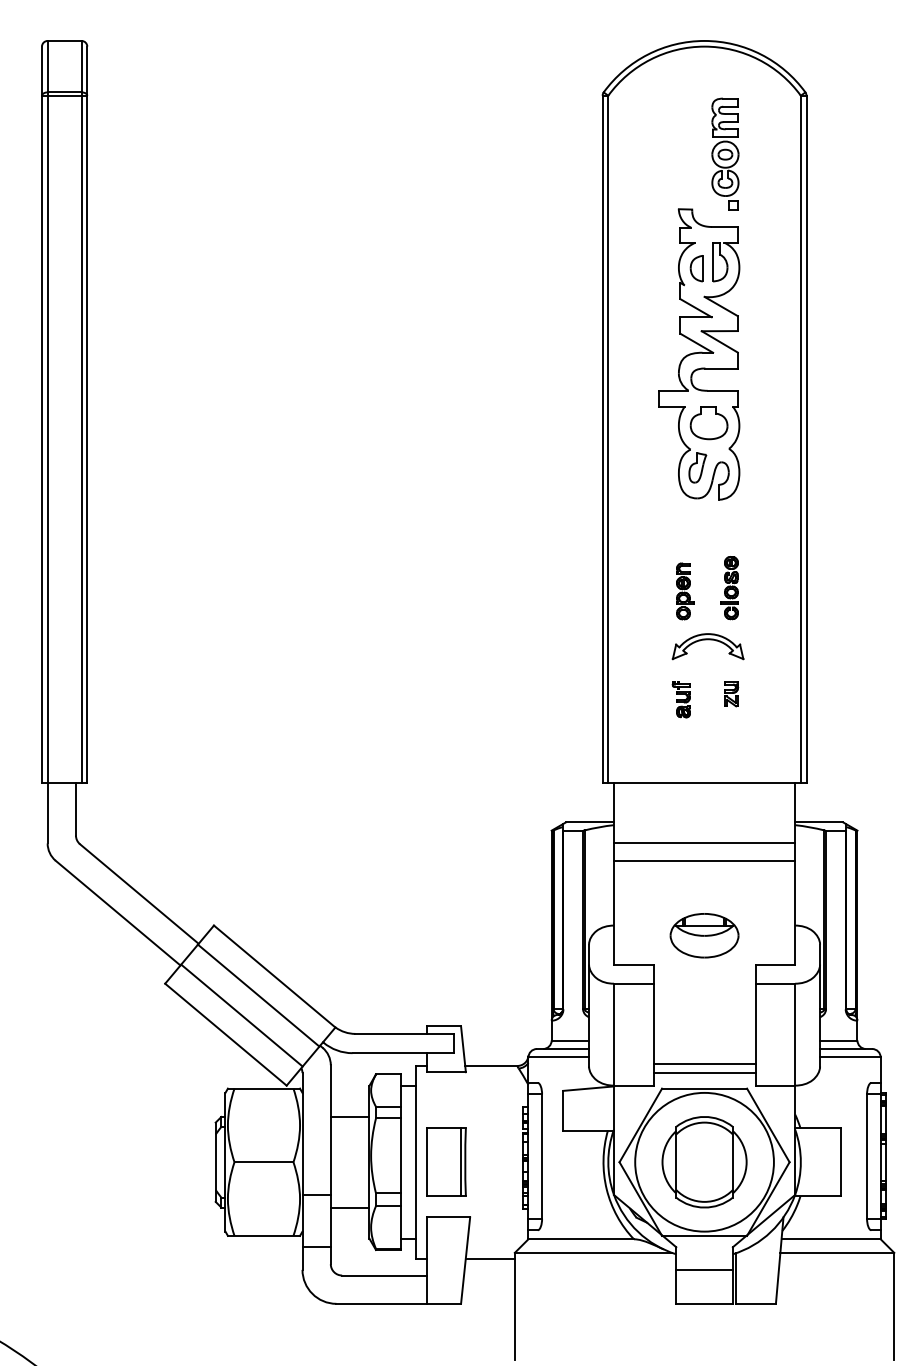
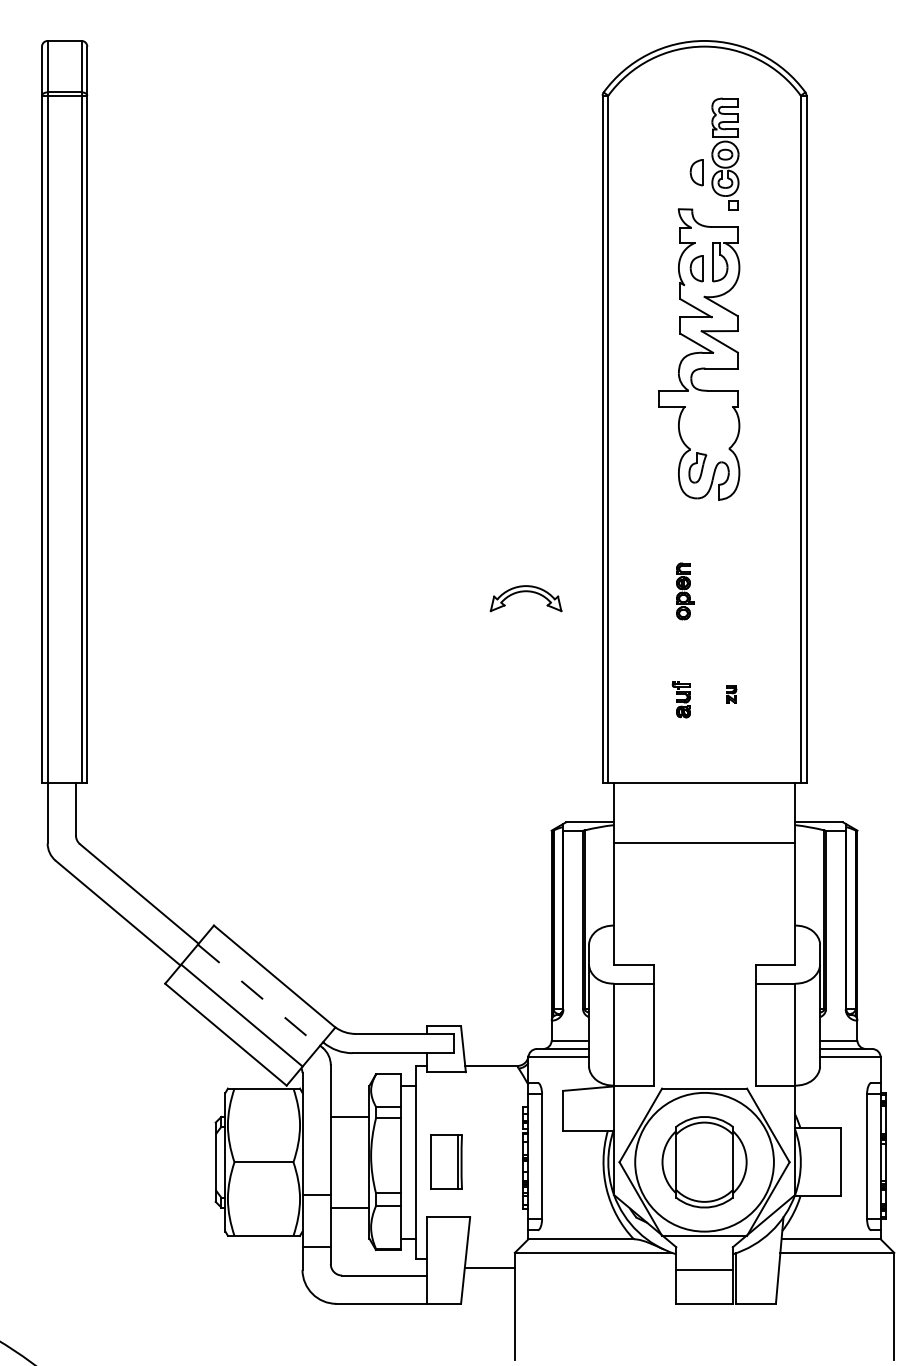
part: none -> present (696, 172)
part: present -> none (708, 423)
part: present -> none (729, 588)
part position: (707, 646) -> (525, 598) (525, 598)
part size: 16x27 px -> 12x19 px (731, 694)
line: present -> none (704, 860)
part: present -> none (704, 935)
line: solid -> dashed (259, 995)
line: present -> none (704, 1064)
line: present -> none (704, 1073)
part size: 41x70 px -> 33x56 px (446, 1161)
line position: (489, 1258) -> (489, 1267) (489, 1267)
